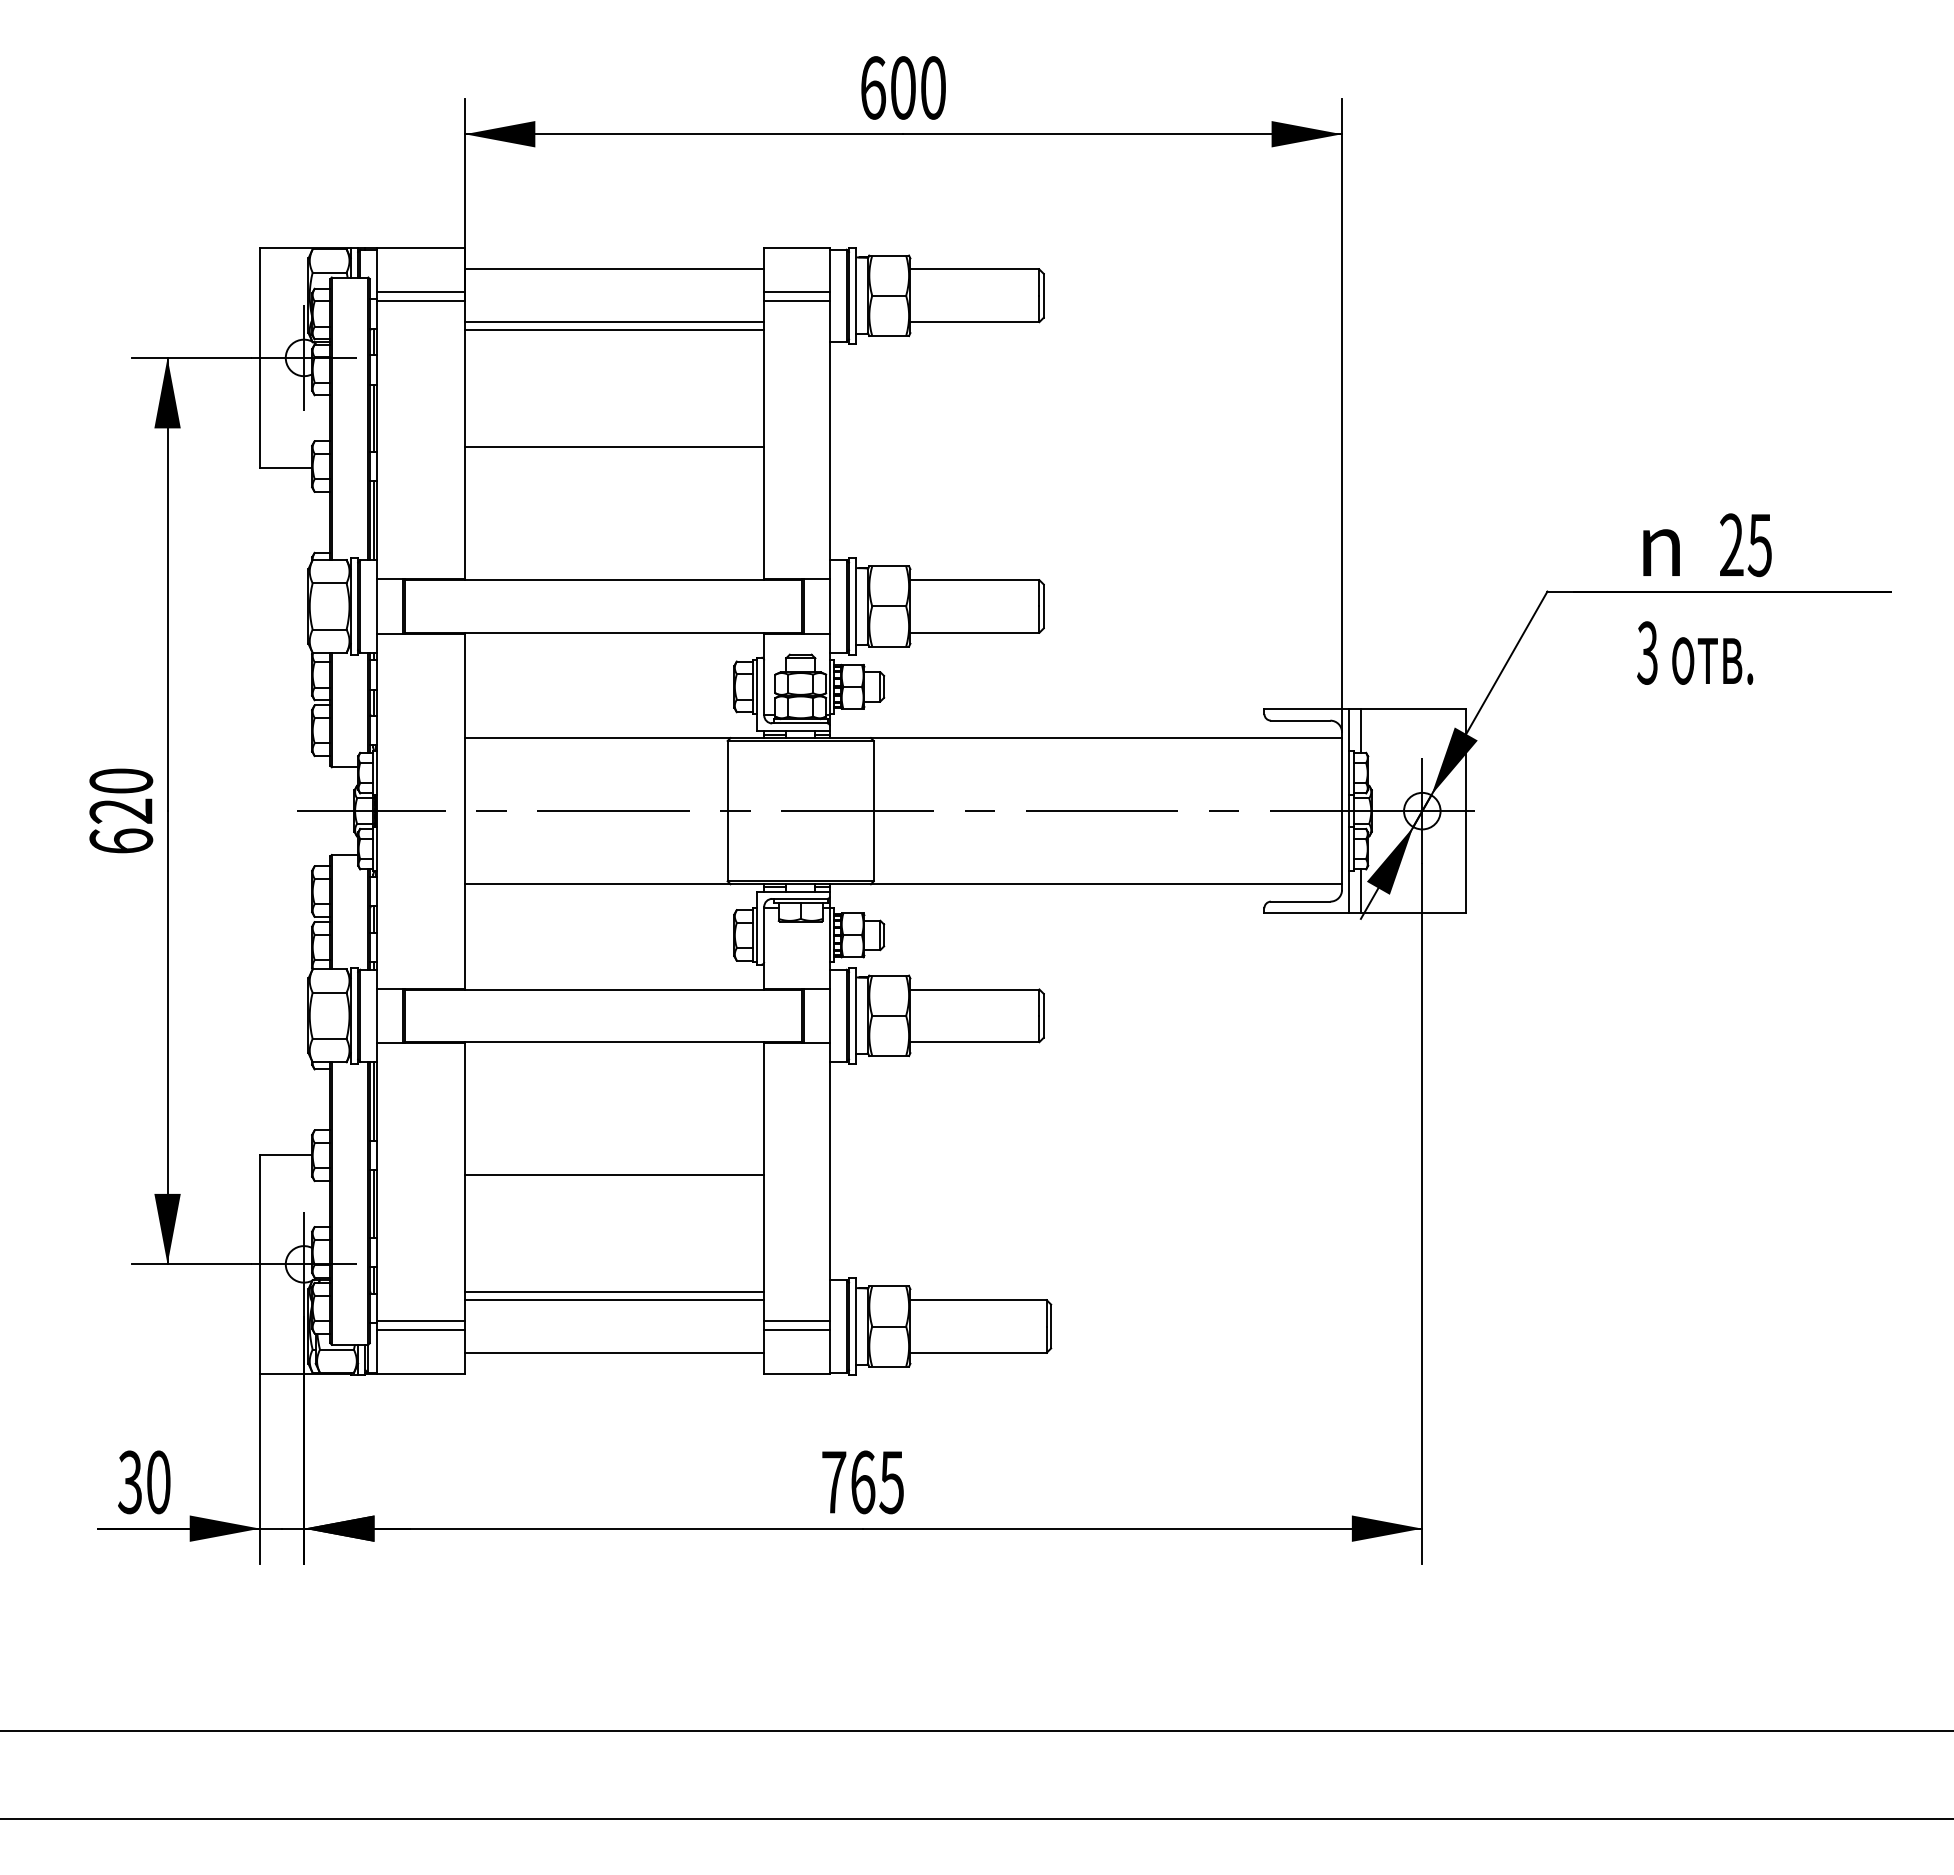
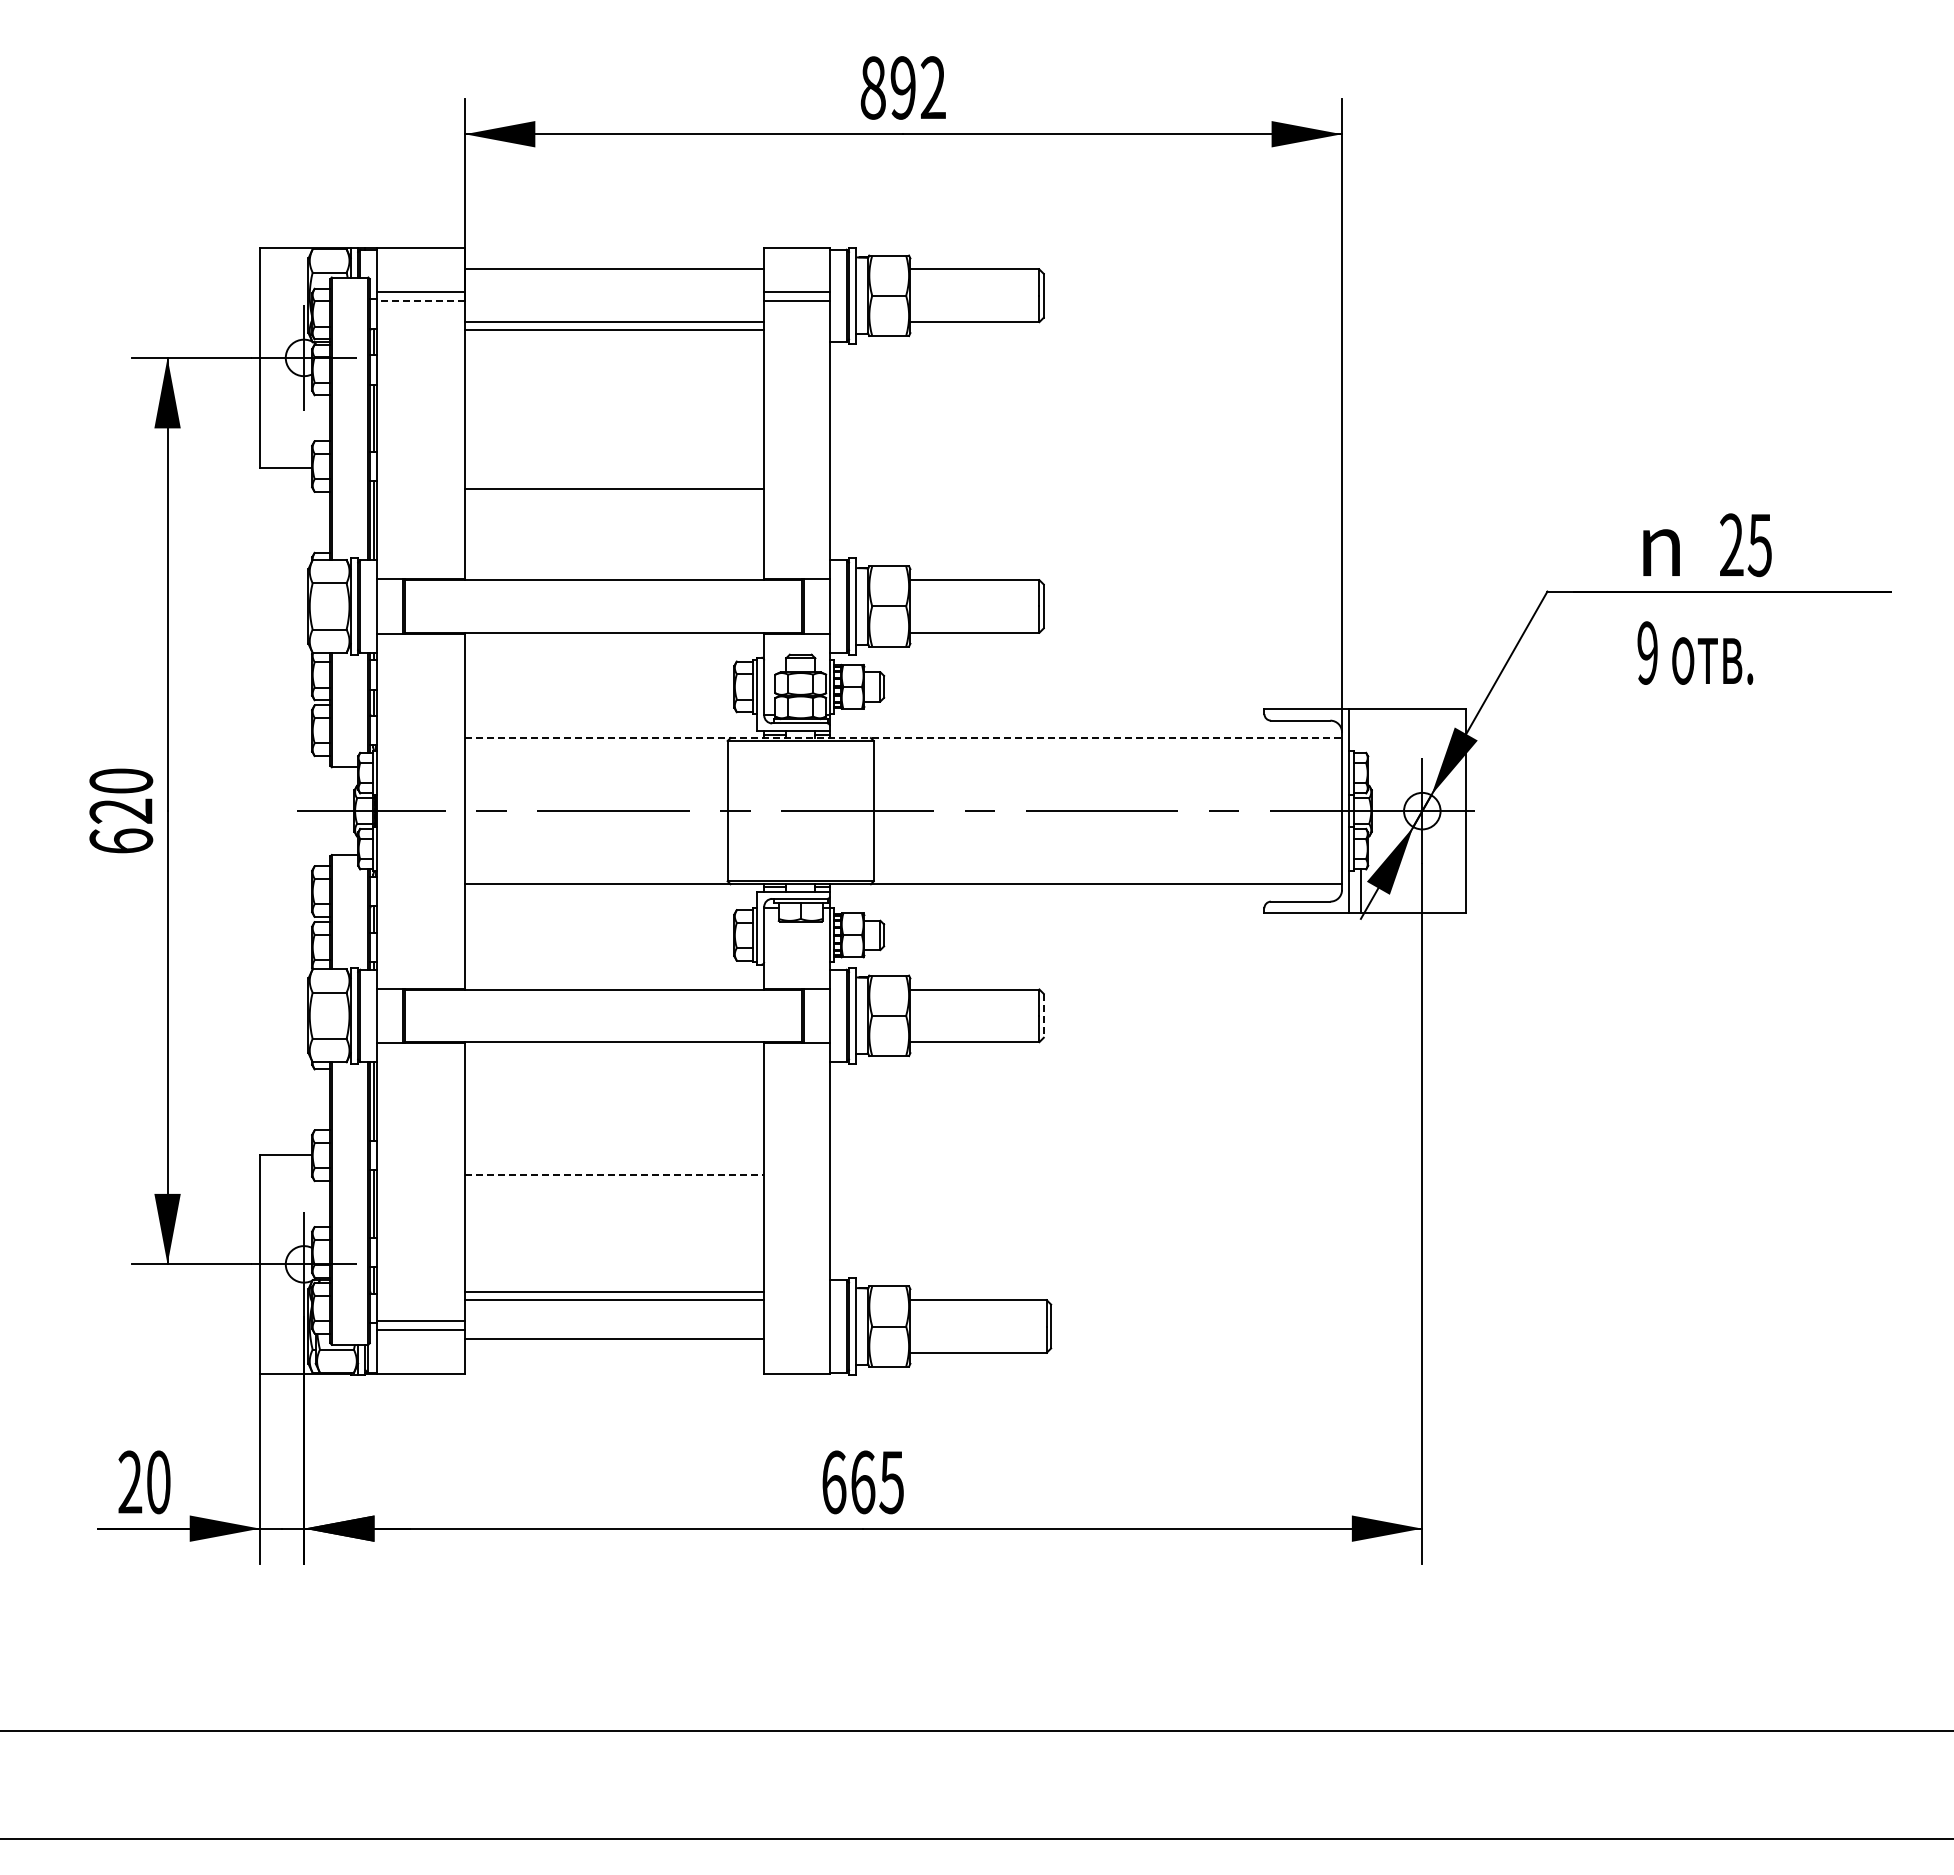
text: 600 -> 892 (902, 87)
line: solid -> dashed (421, 301)
line position: (614, 447) -> (614, 489) (614, 489)
text: 3 -> 9 (1647, 652)
line: present -> none (1360, 730)
line: solid -> dashed (903, 738)
line: solid -> dashed (1043, 1015)
line: solid -> dashed (614, 1175)
line: present -> none (797, 1320)
line: present -> none (797, 1330)
line position: (614, 1352) -> (614, 1338) (614, 1338)
text: 30 -> 20 (130, 1482)
text: 765 -> 665 (834, 1482)
line position: (976, 1818) -> (976, 1838) (976, 1838)
